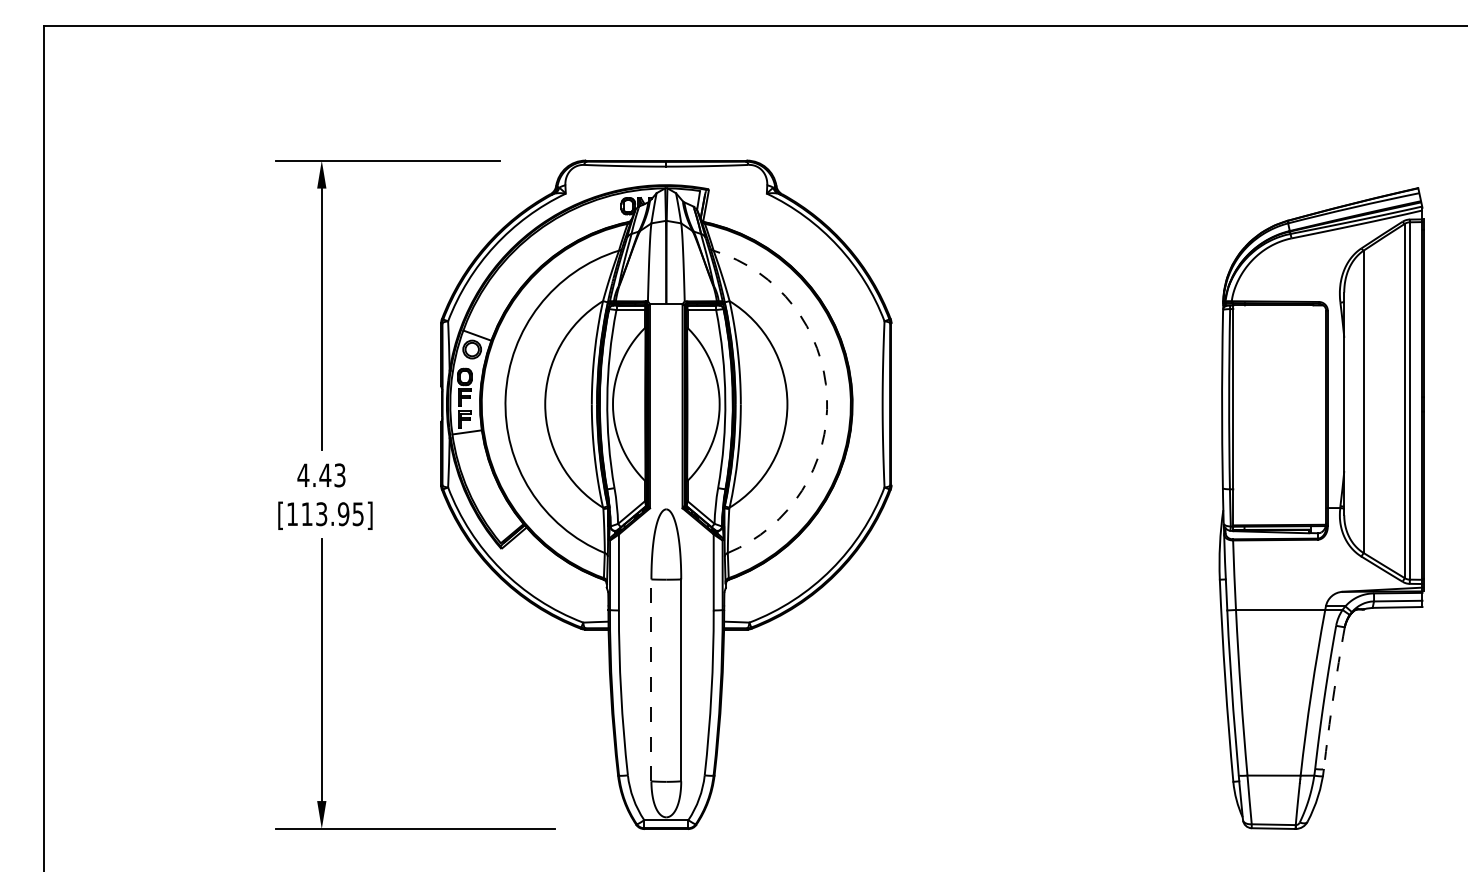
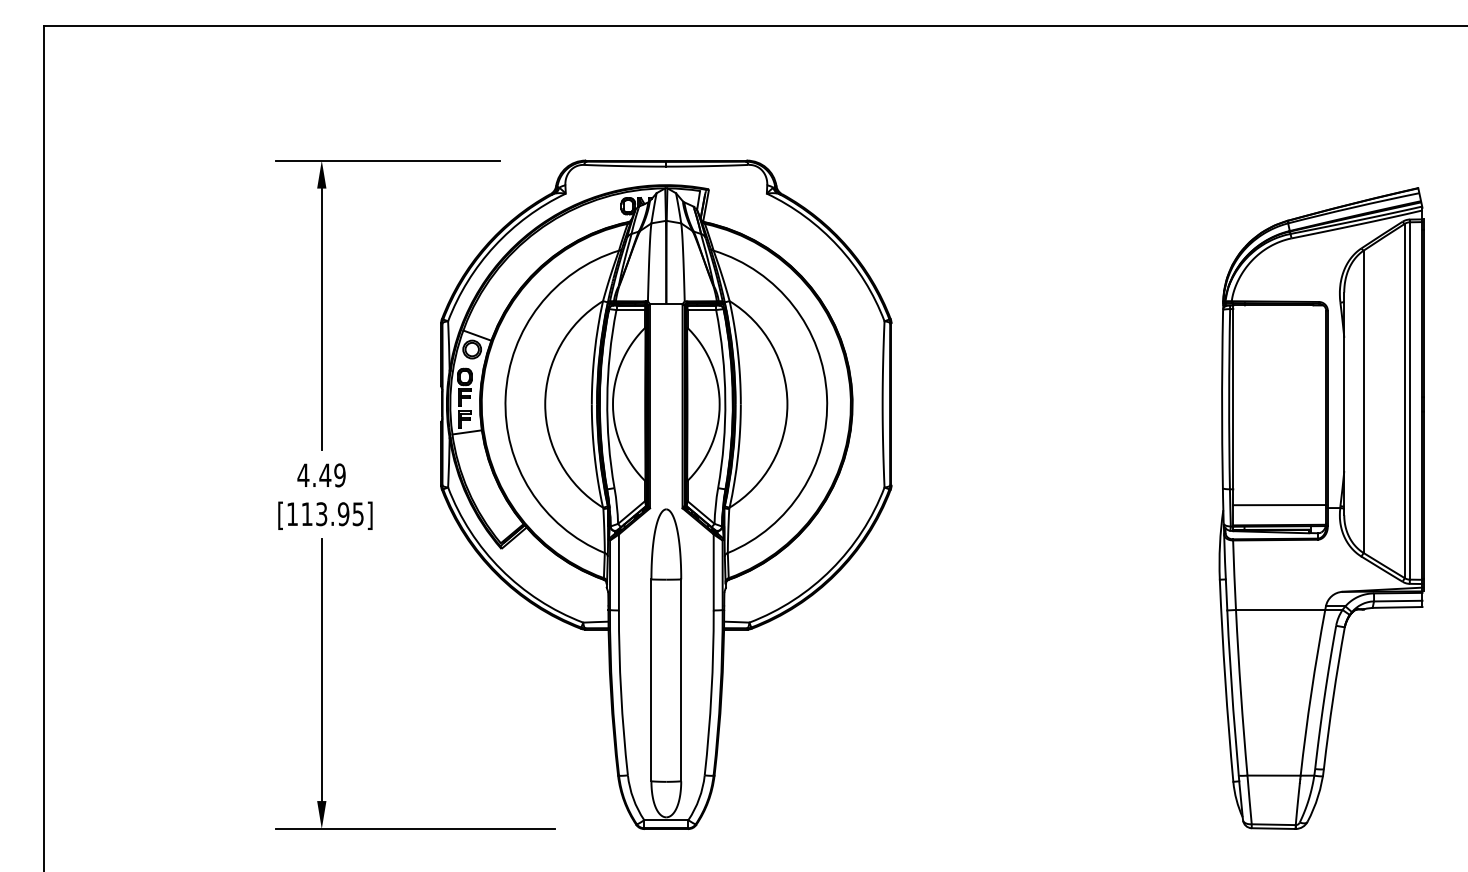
arc: dashed -> solid (827, 396)
text: 4.43 -> 4.49 (339, 475)
line: none -> present (1279, 505)
line: dashed -> solid (651, 680)
arc: dashed -> solid (1333, 698)
